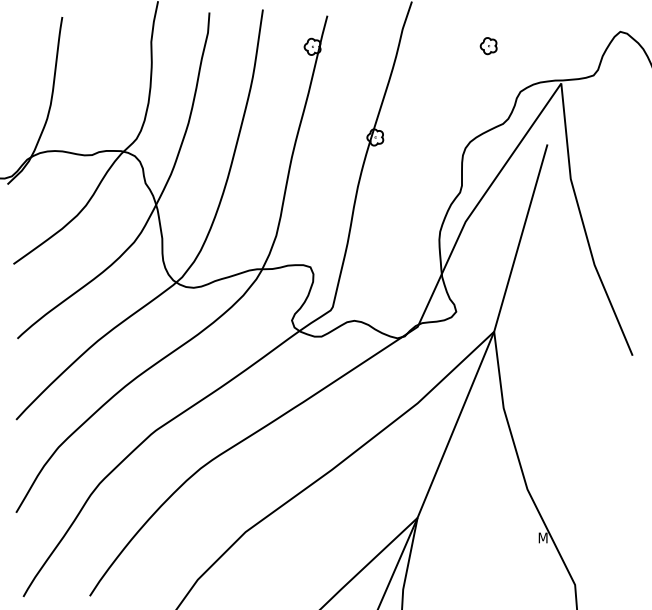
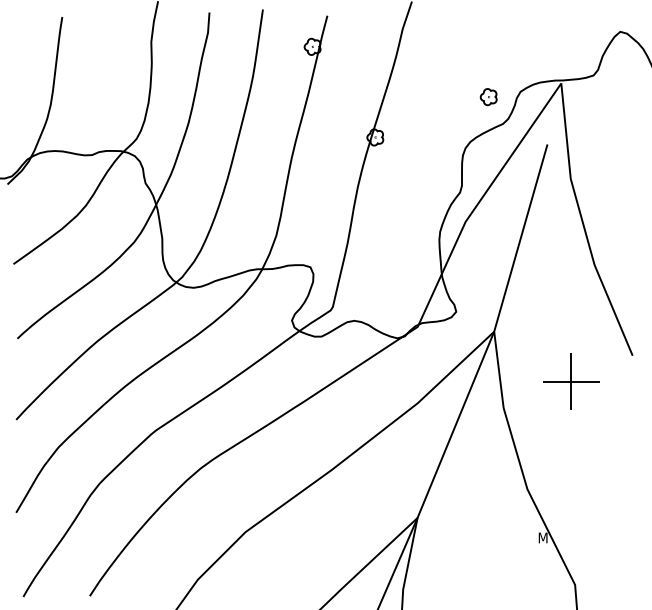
part position: (488, 46) -> (488, 97) (488, 97)
part: none -> present (571, 381)
